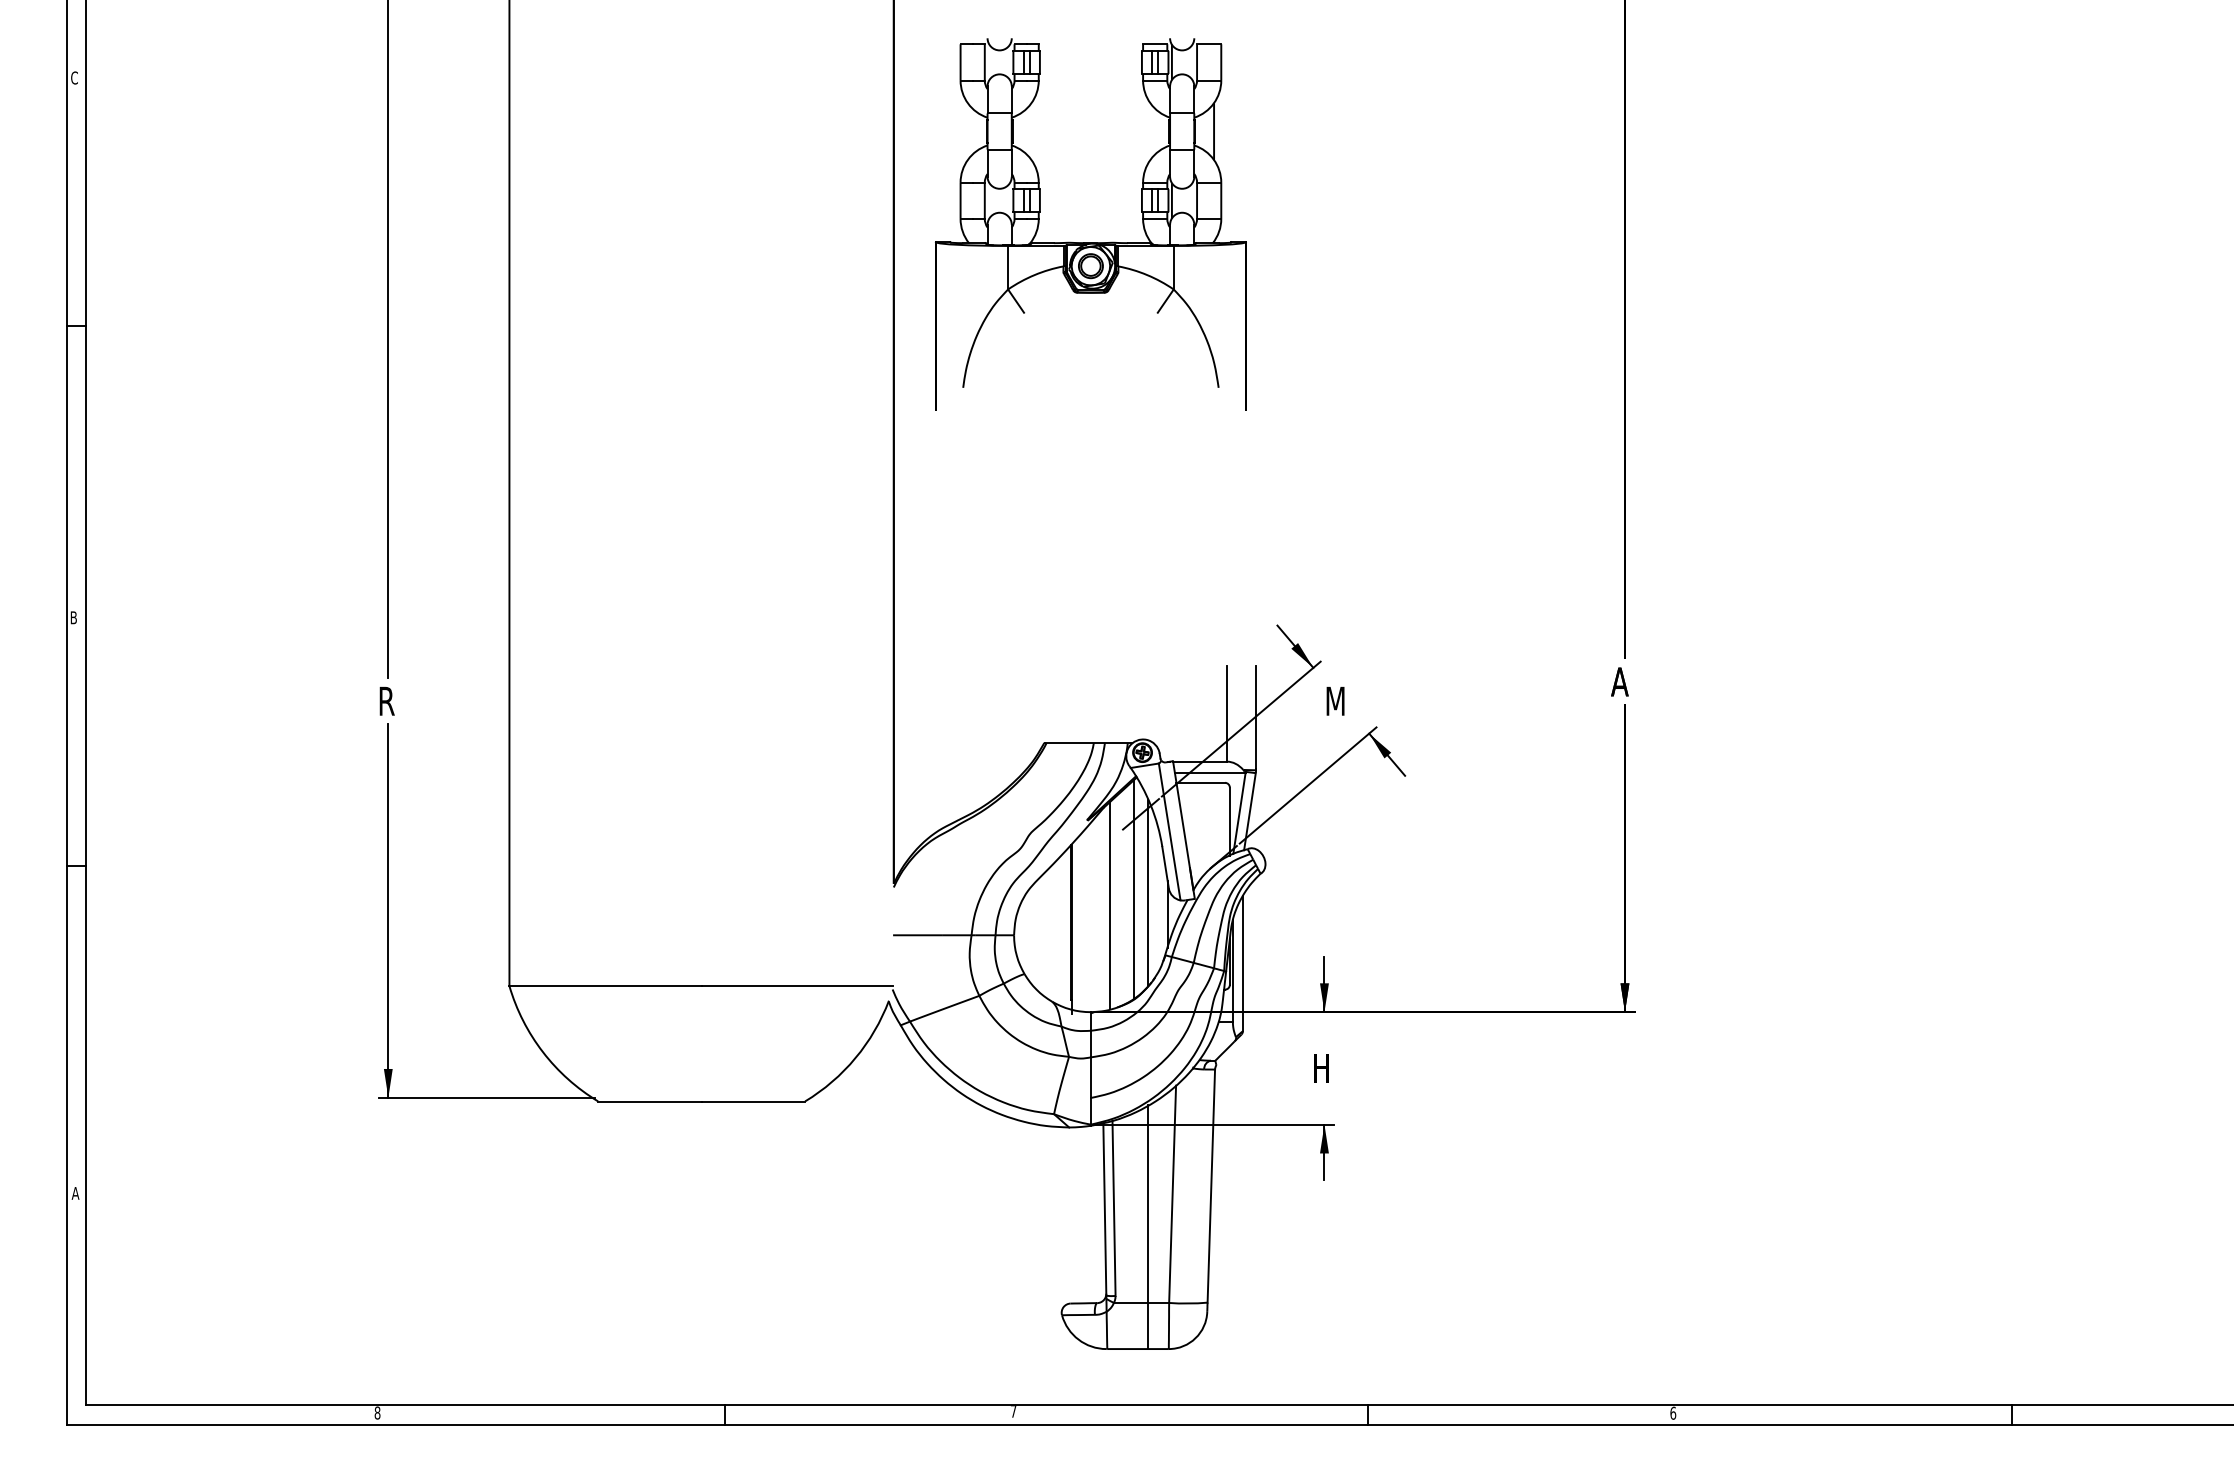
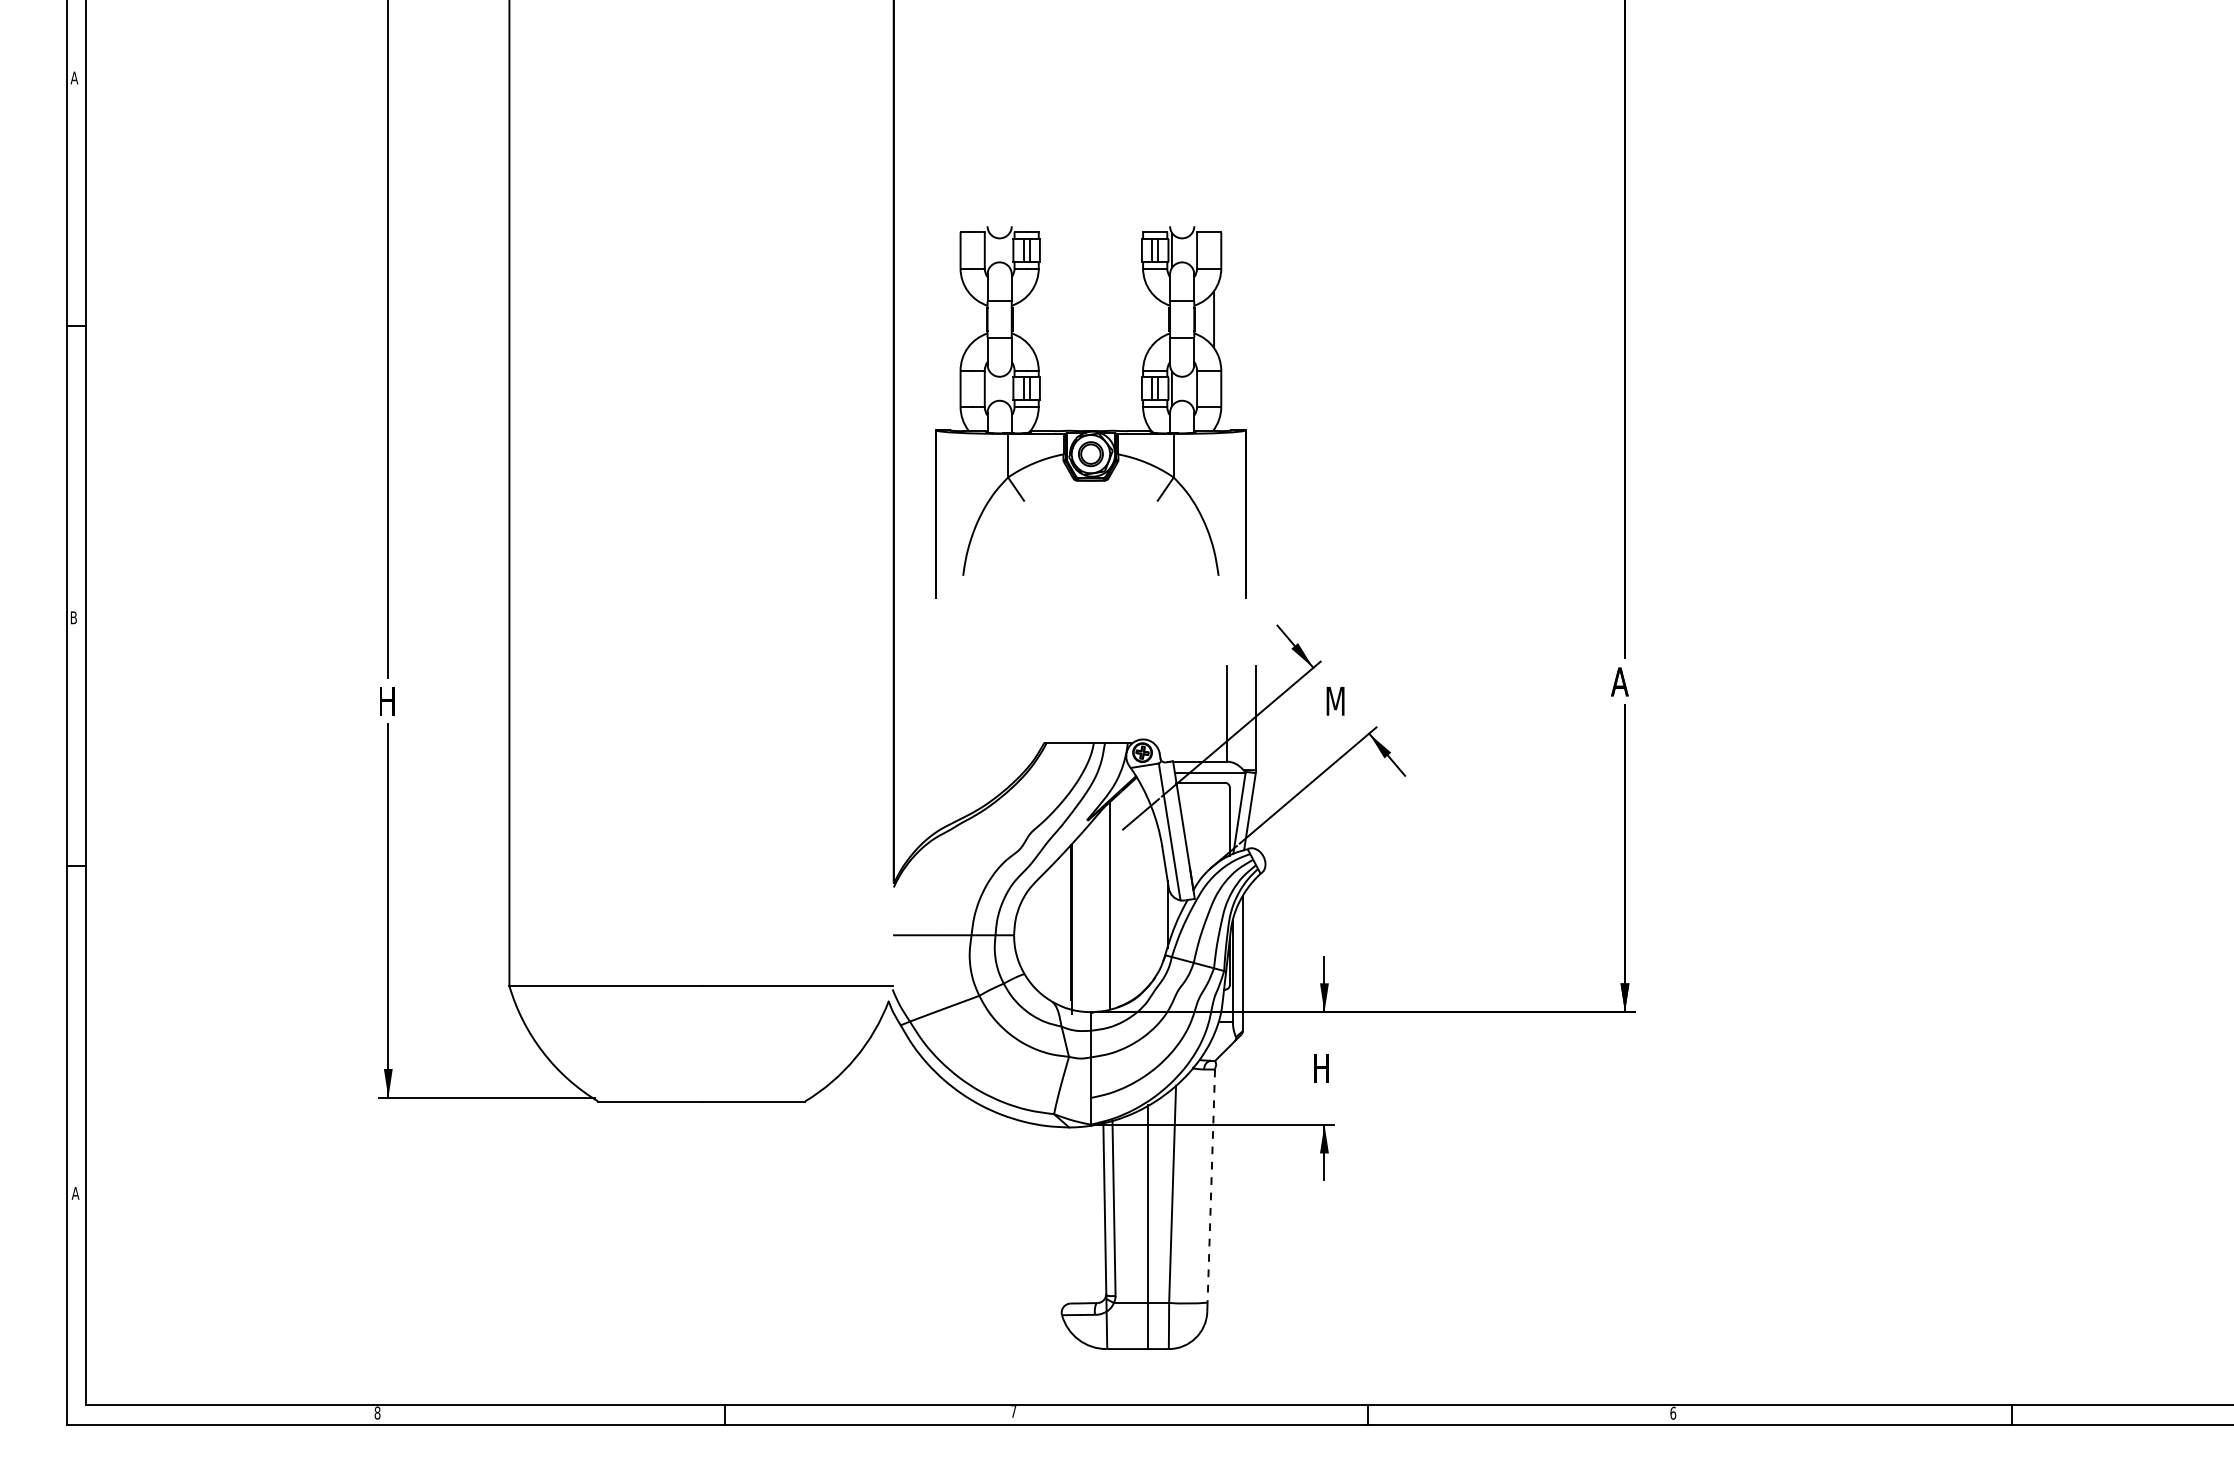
text: C -> A (74, 77)
part position: (1090, 242) -> (1090, 430) (1090, 430)
text: R -> H (386, 700)
line: present -> none (1134, 888)
line: present -> none (1148, 892)
line: solid -> dashed (1211, 1186)
